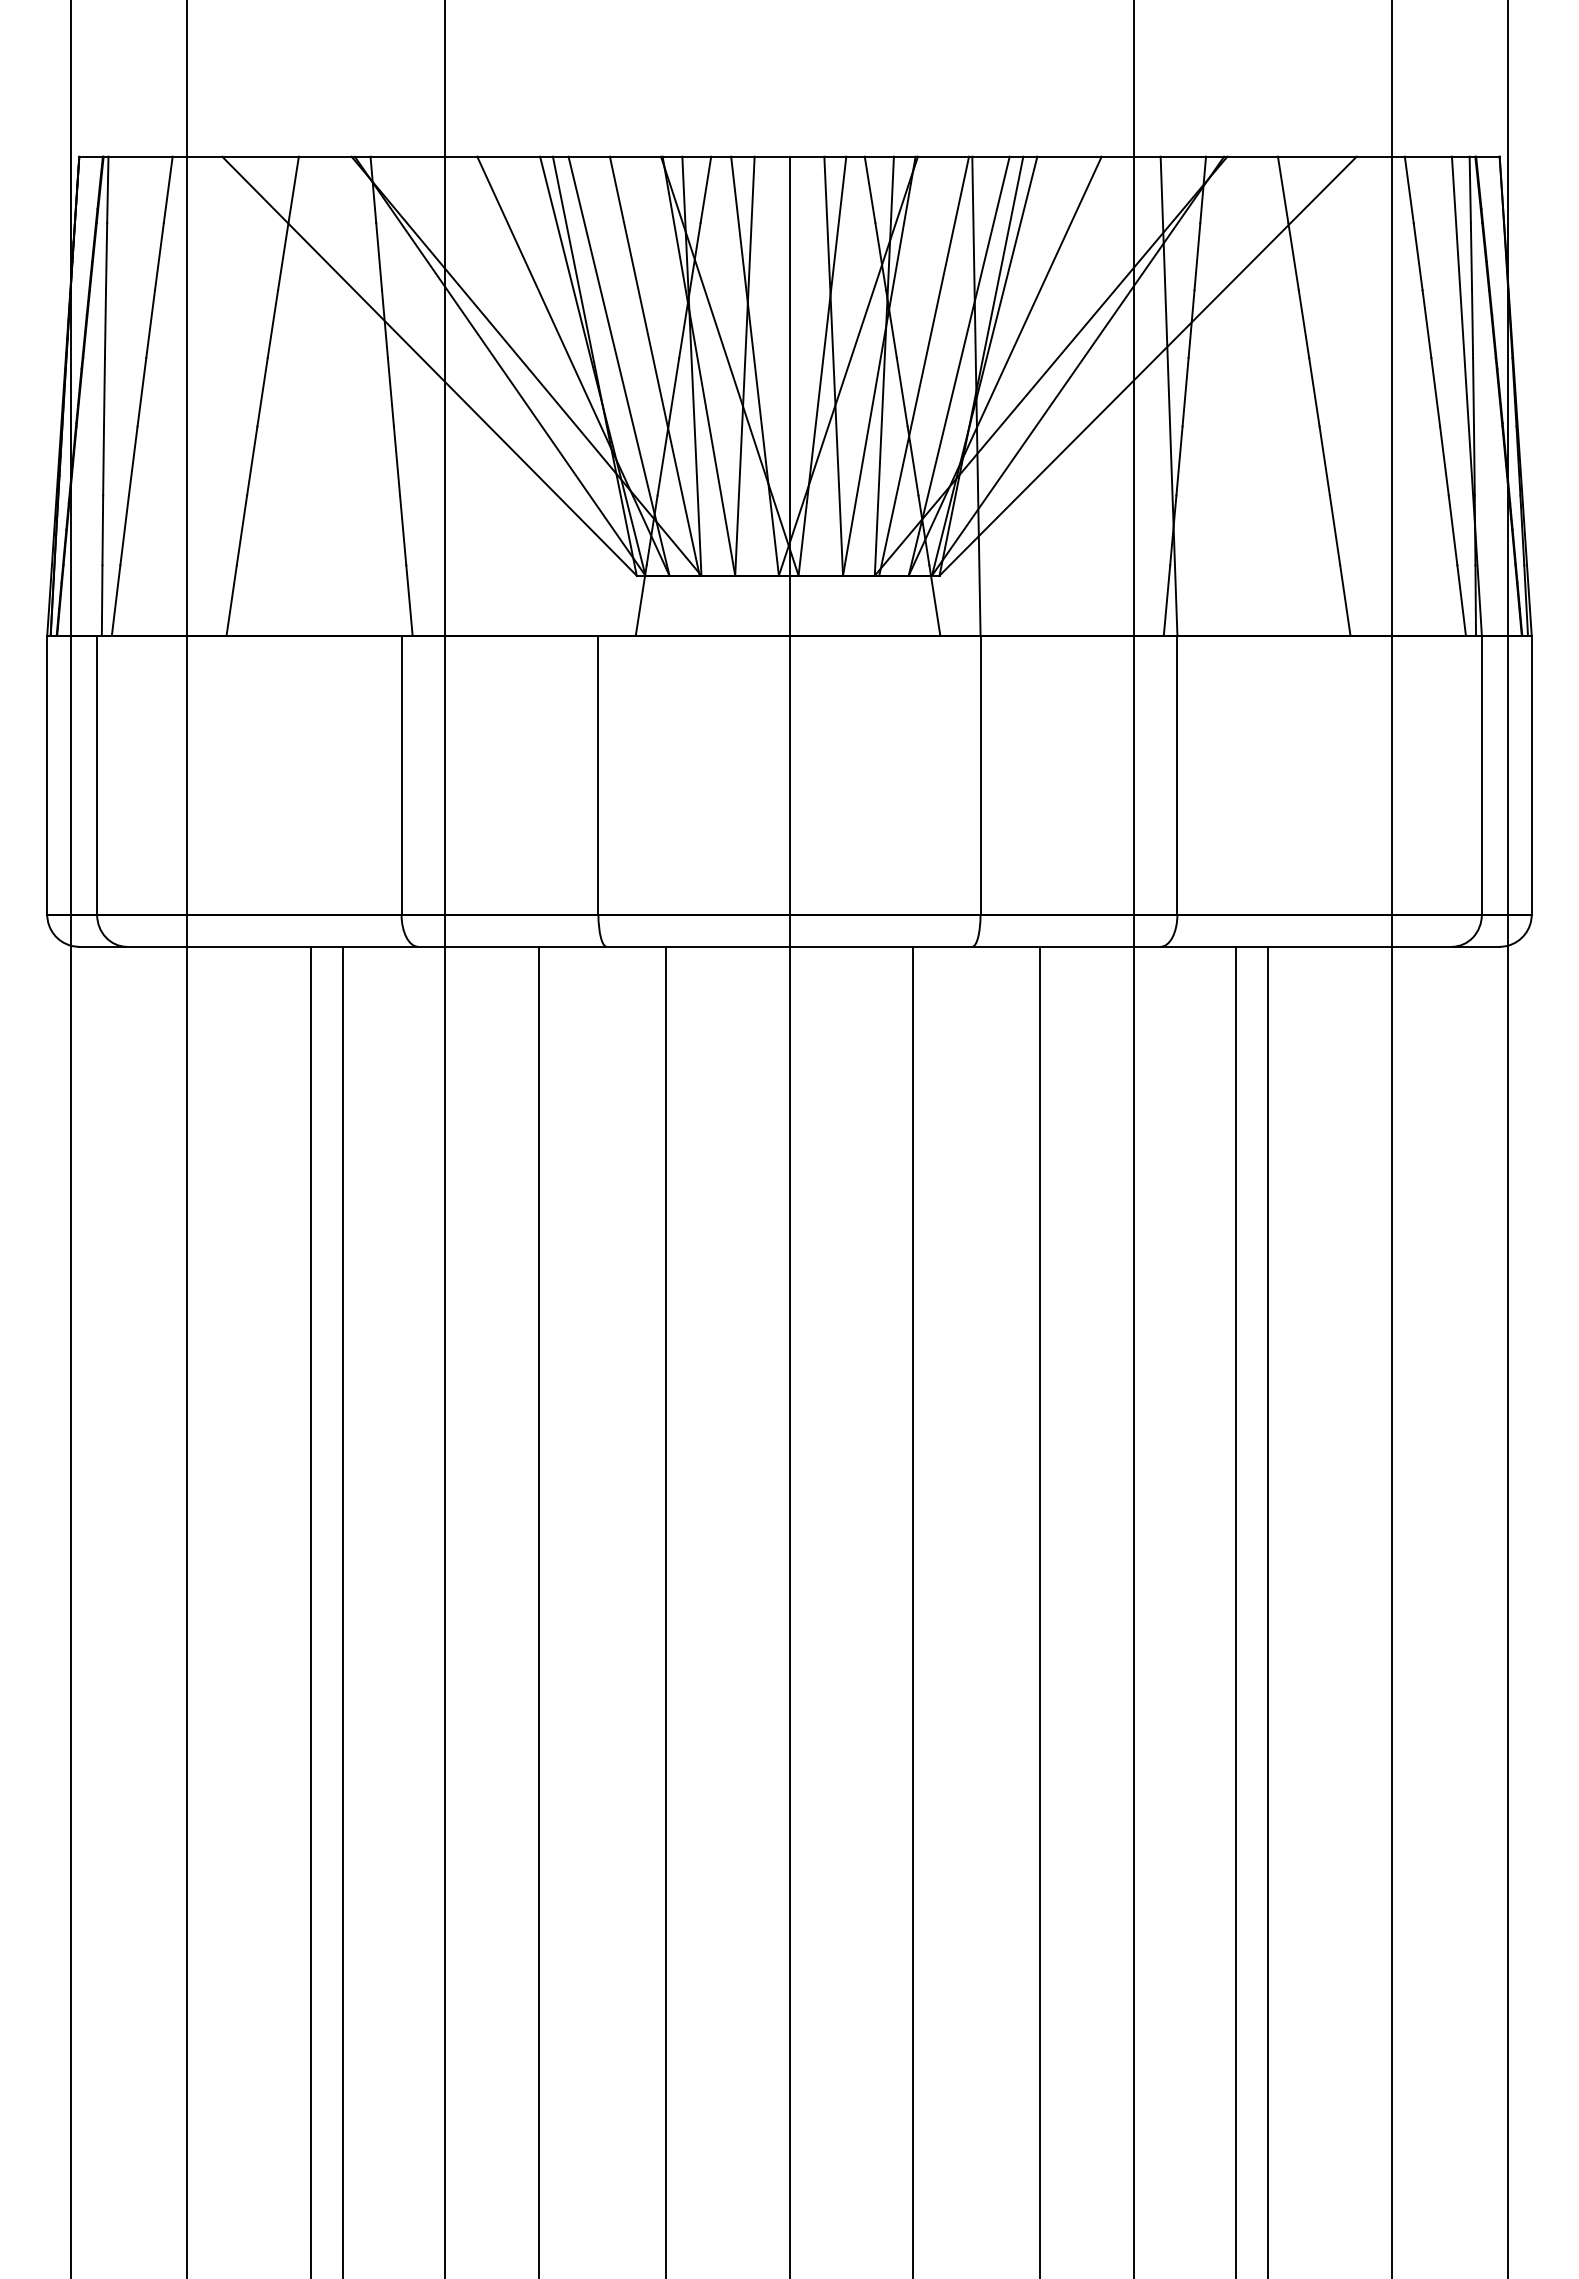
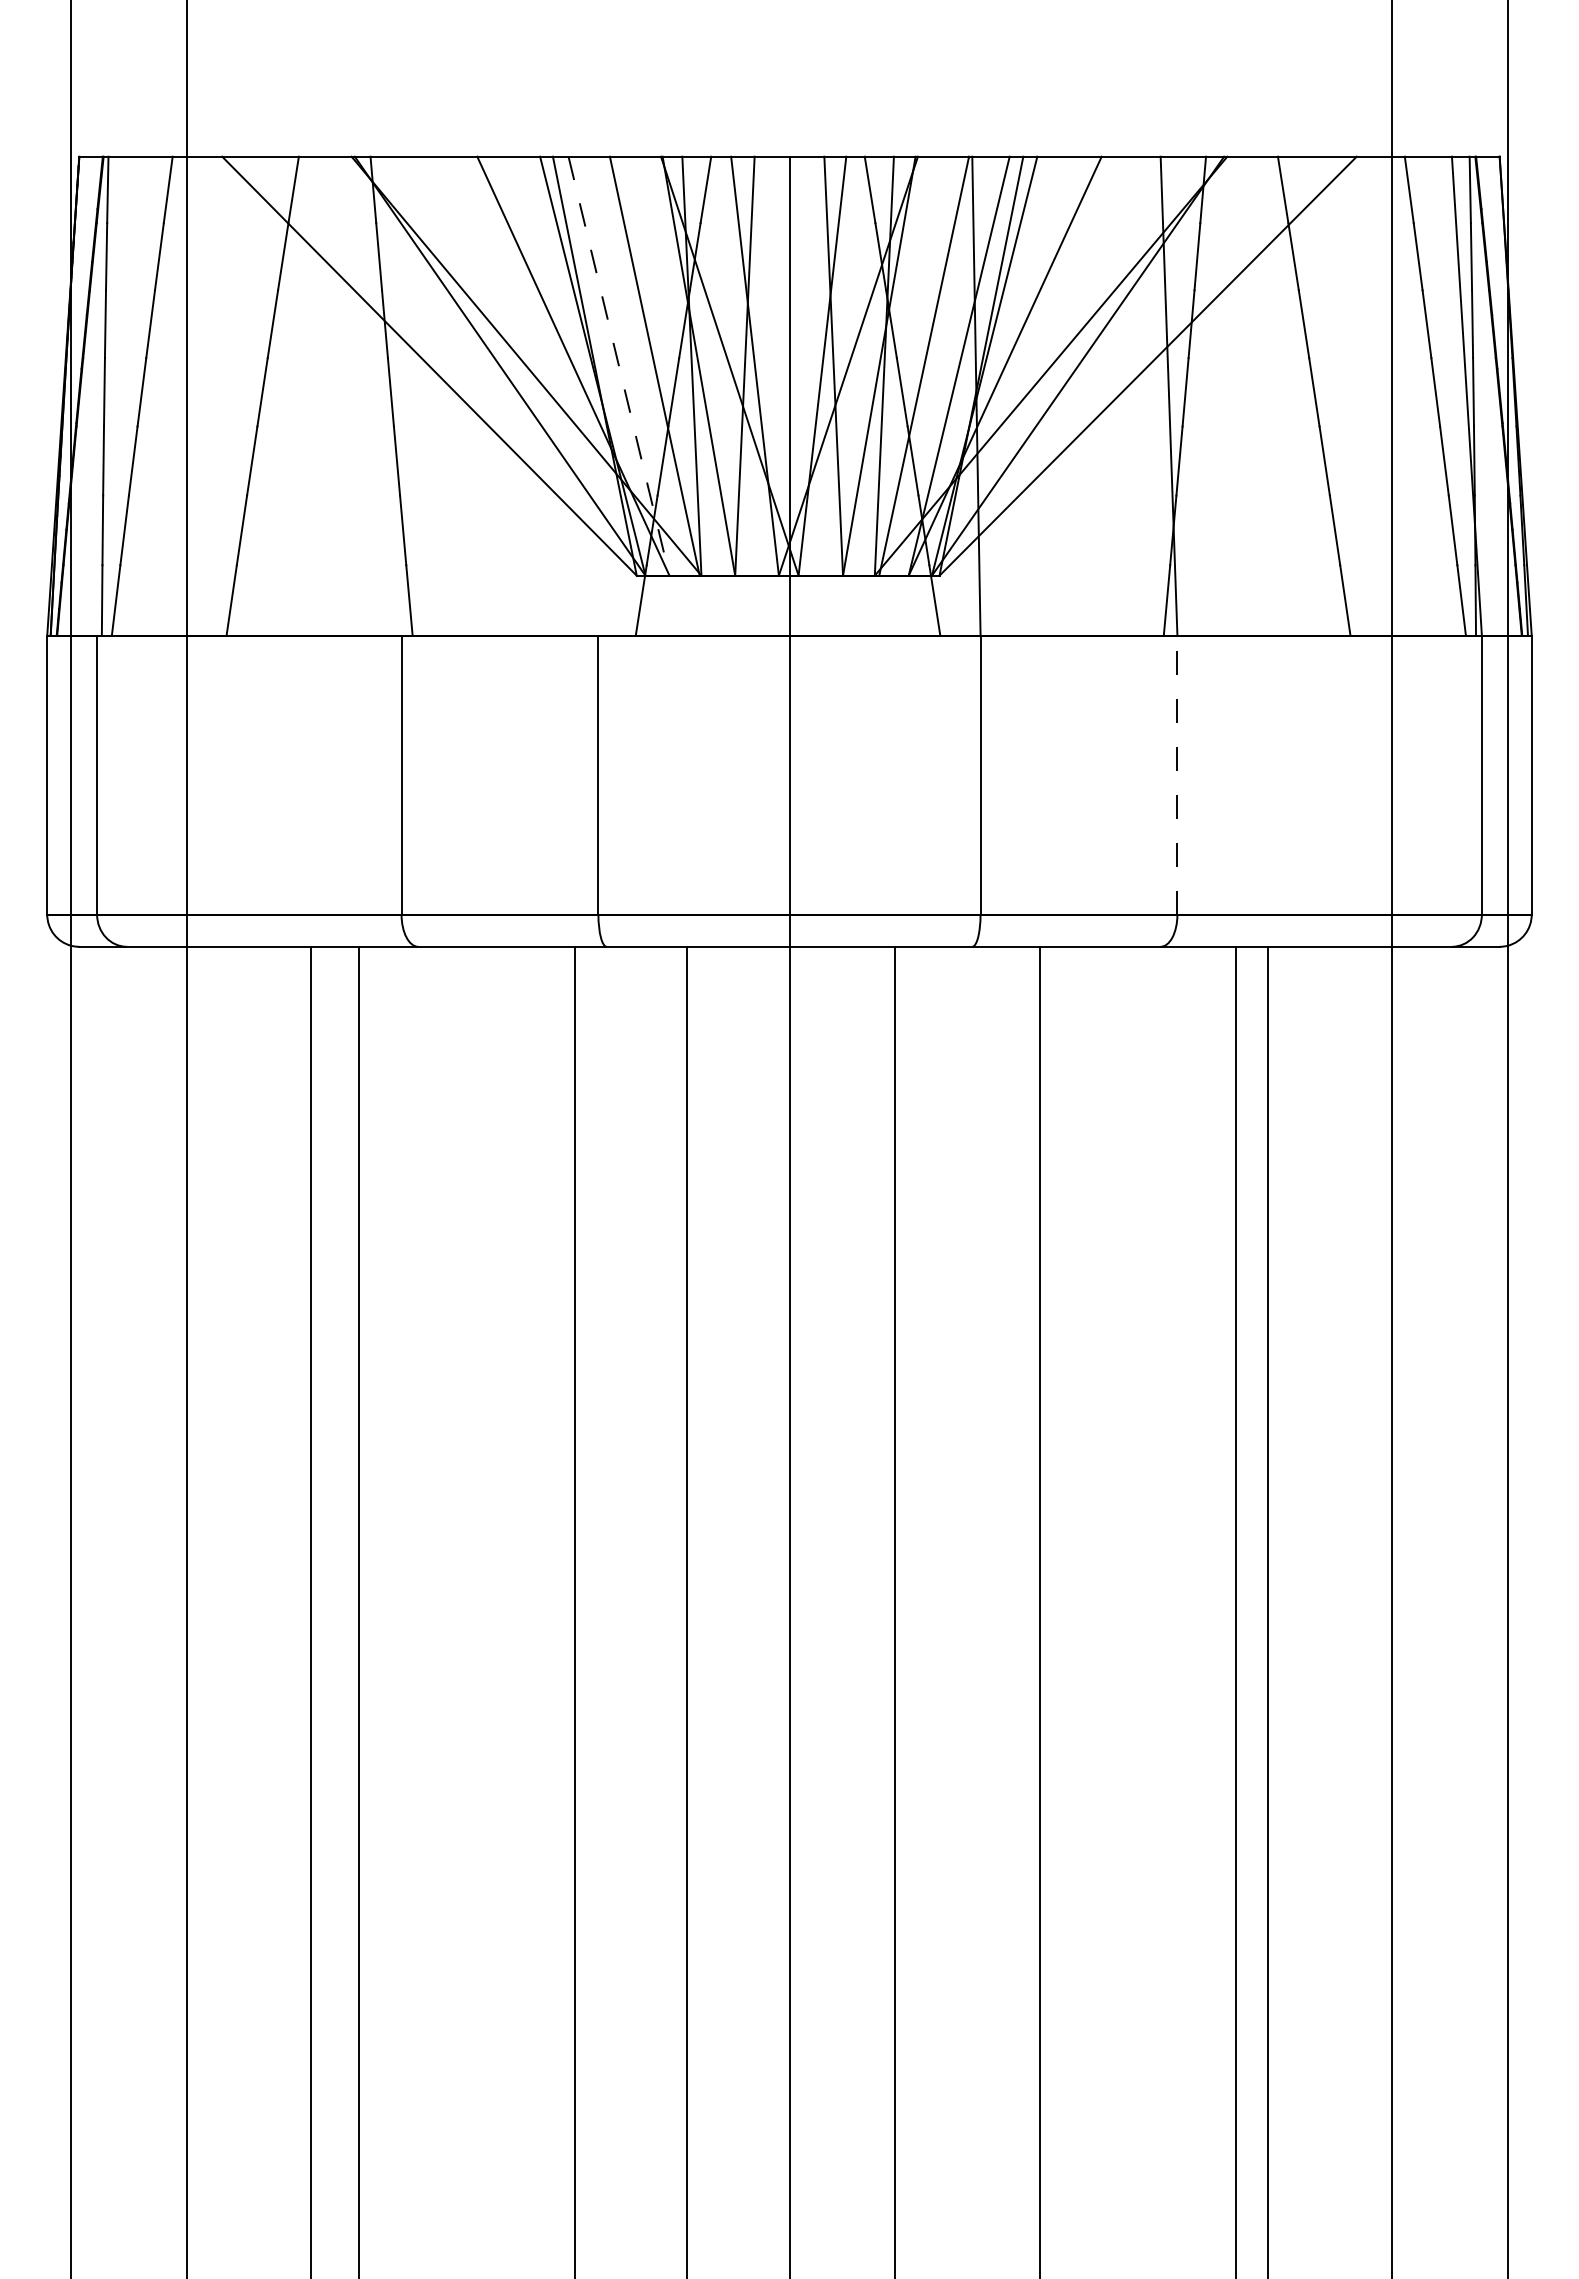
line: solid -> dashed (619, 366)
line: solid -> dashed (1177, 775)
line: present -> none (445, 1138)
line: present -> none (1133, 1138)
line position: (342, 1610) -> (358, 1610) (358, 1610)
line position: (539, 1610) -> (575, 1610) (575, 1610)
line position: (666, 1610) -> (687, 1610) (687, 1610)
line position: (912, 1610) -> (894, 1610) (894, 1610)
